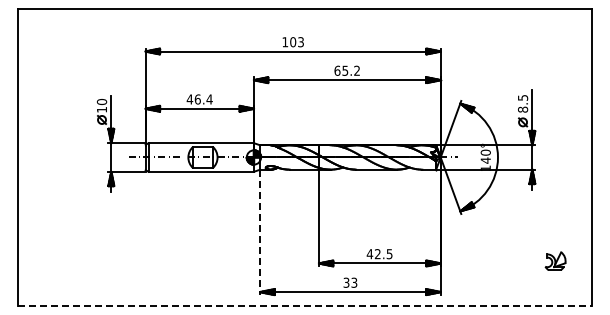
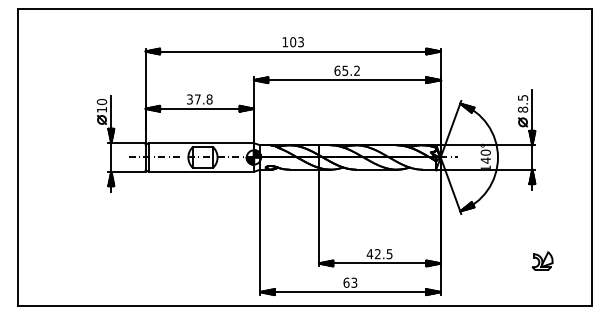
text: 46.4 -> 37.8 (199, 99)
line: dashed -> solid (260, 232)
part position: (555, 260) -> (542, 260) (542, 260)
text: 33 -> 63 (346, 282)
line: dashed -> solid (304, 305)
